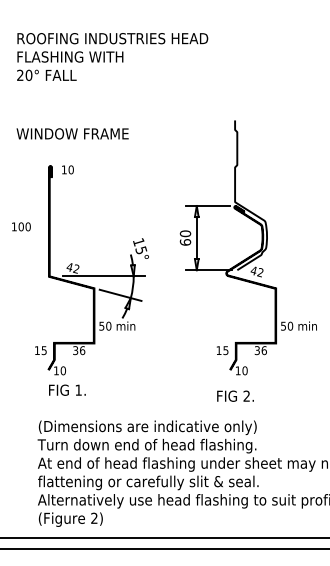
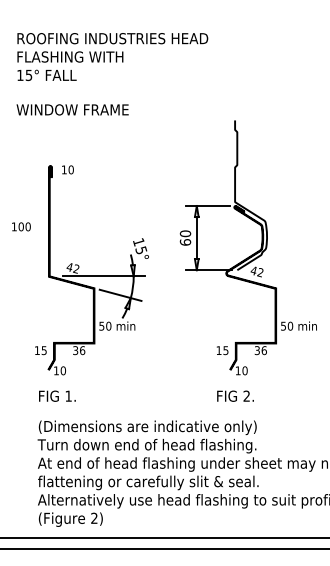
text: 20° -> 15° (24, 74)
text position: (72, 133) -> (72, 109) (72, 109)
text position: (67, 389) -> (57, 395) (57, 395)
